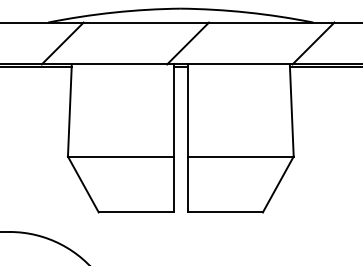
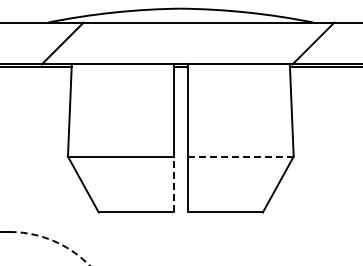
line: present -> none (188, 43)
line: solid -> dashed (240, 156)
line: solid -> dashed (173, 184)
arc: solid -> dashed (53, 240)
